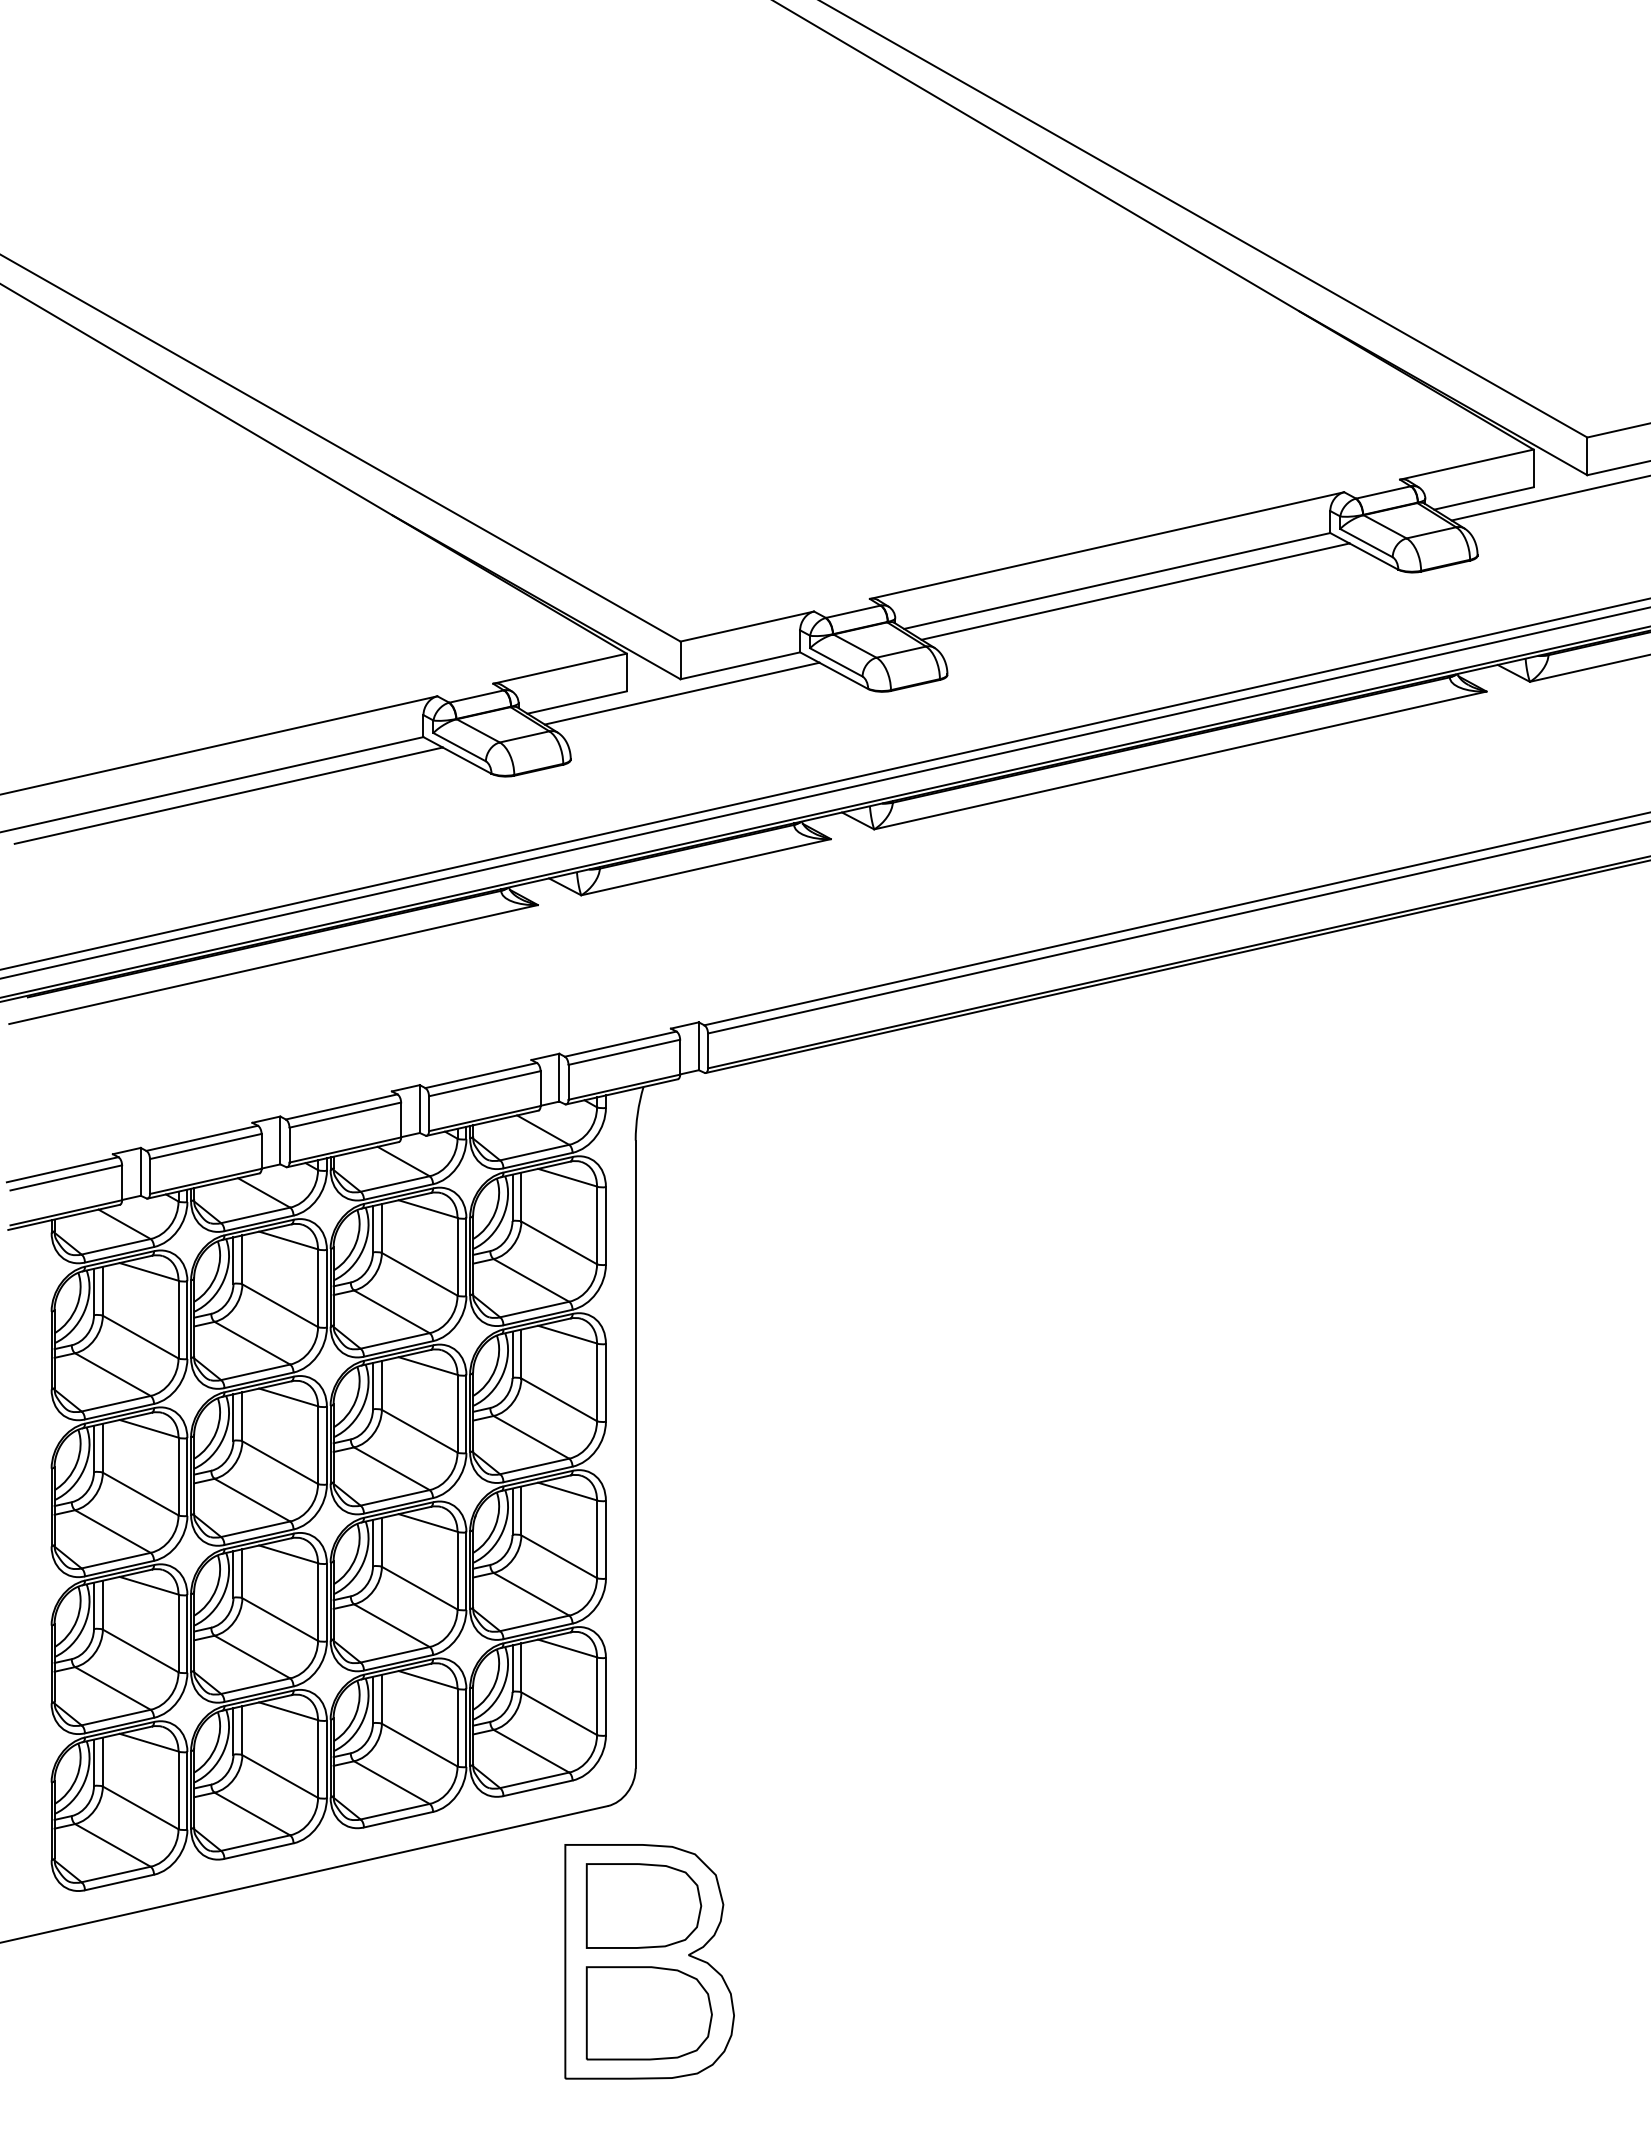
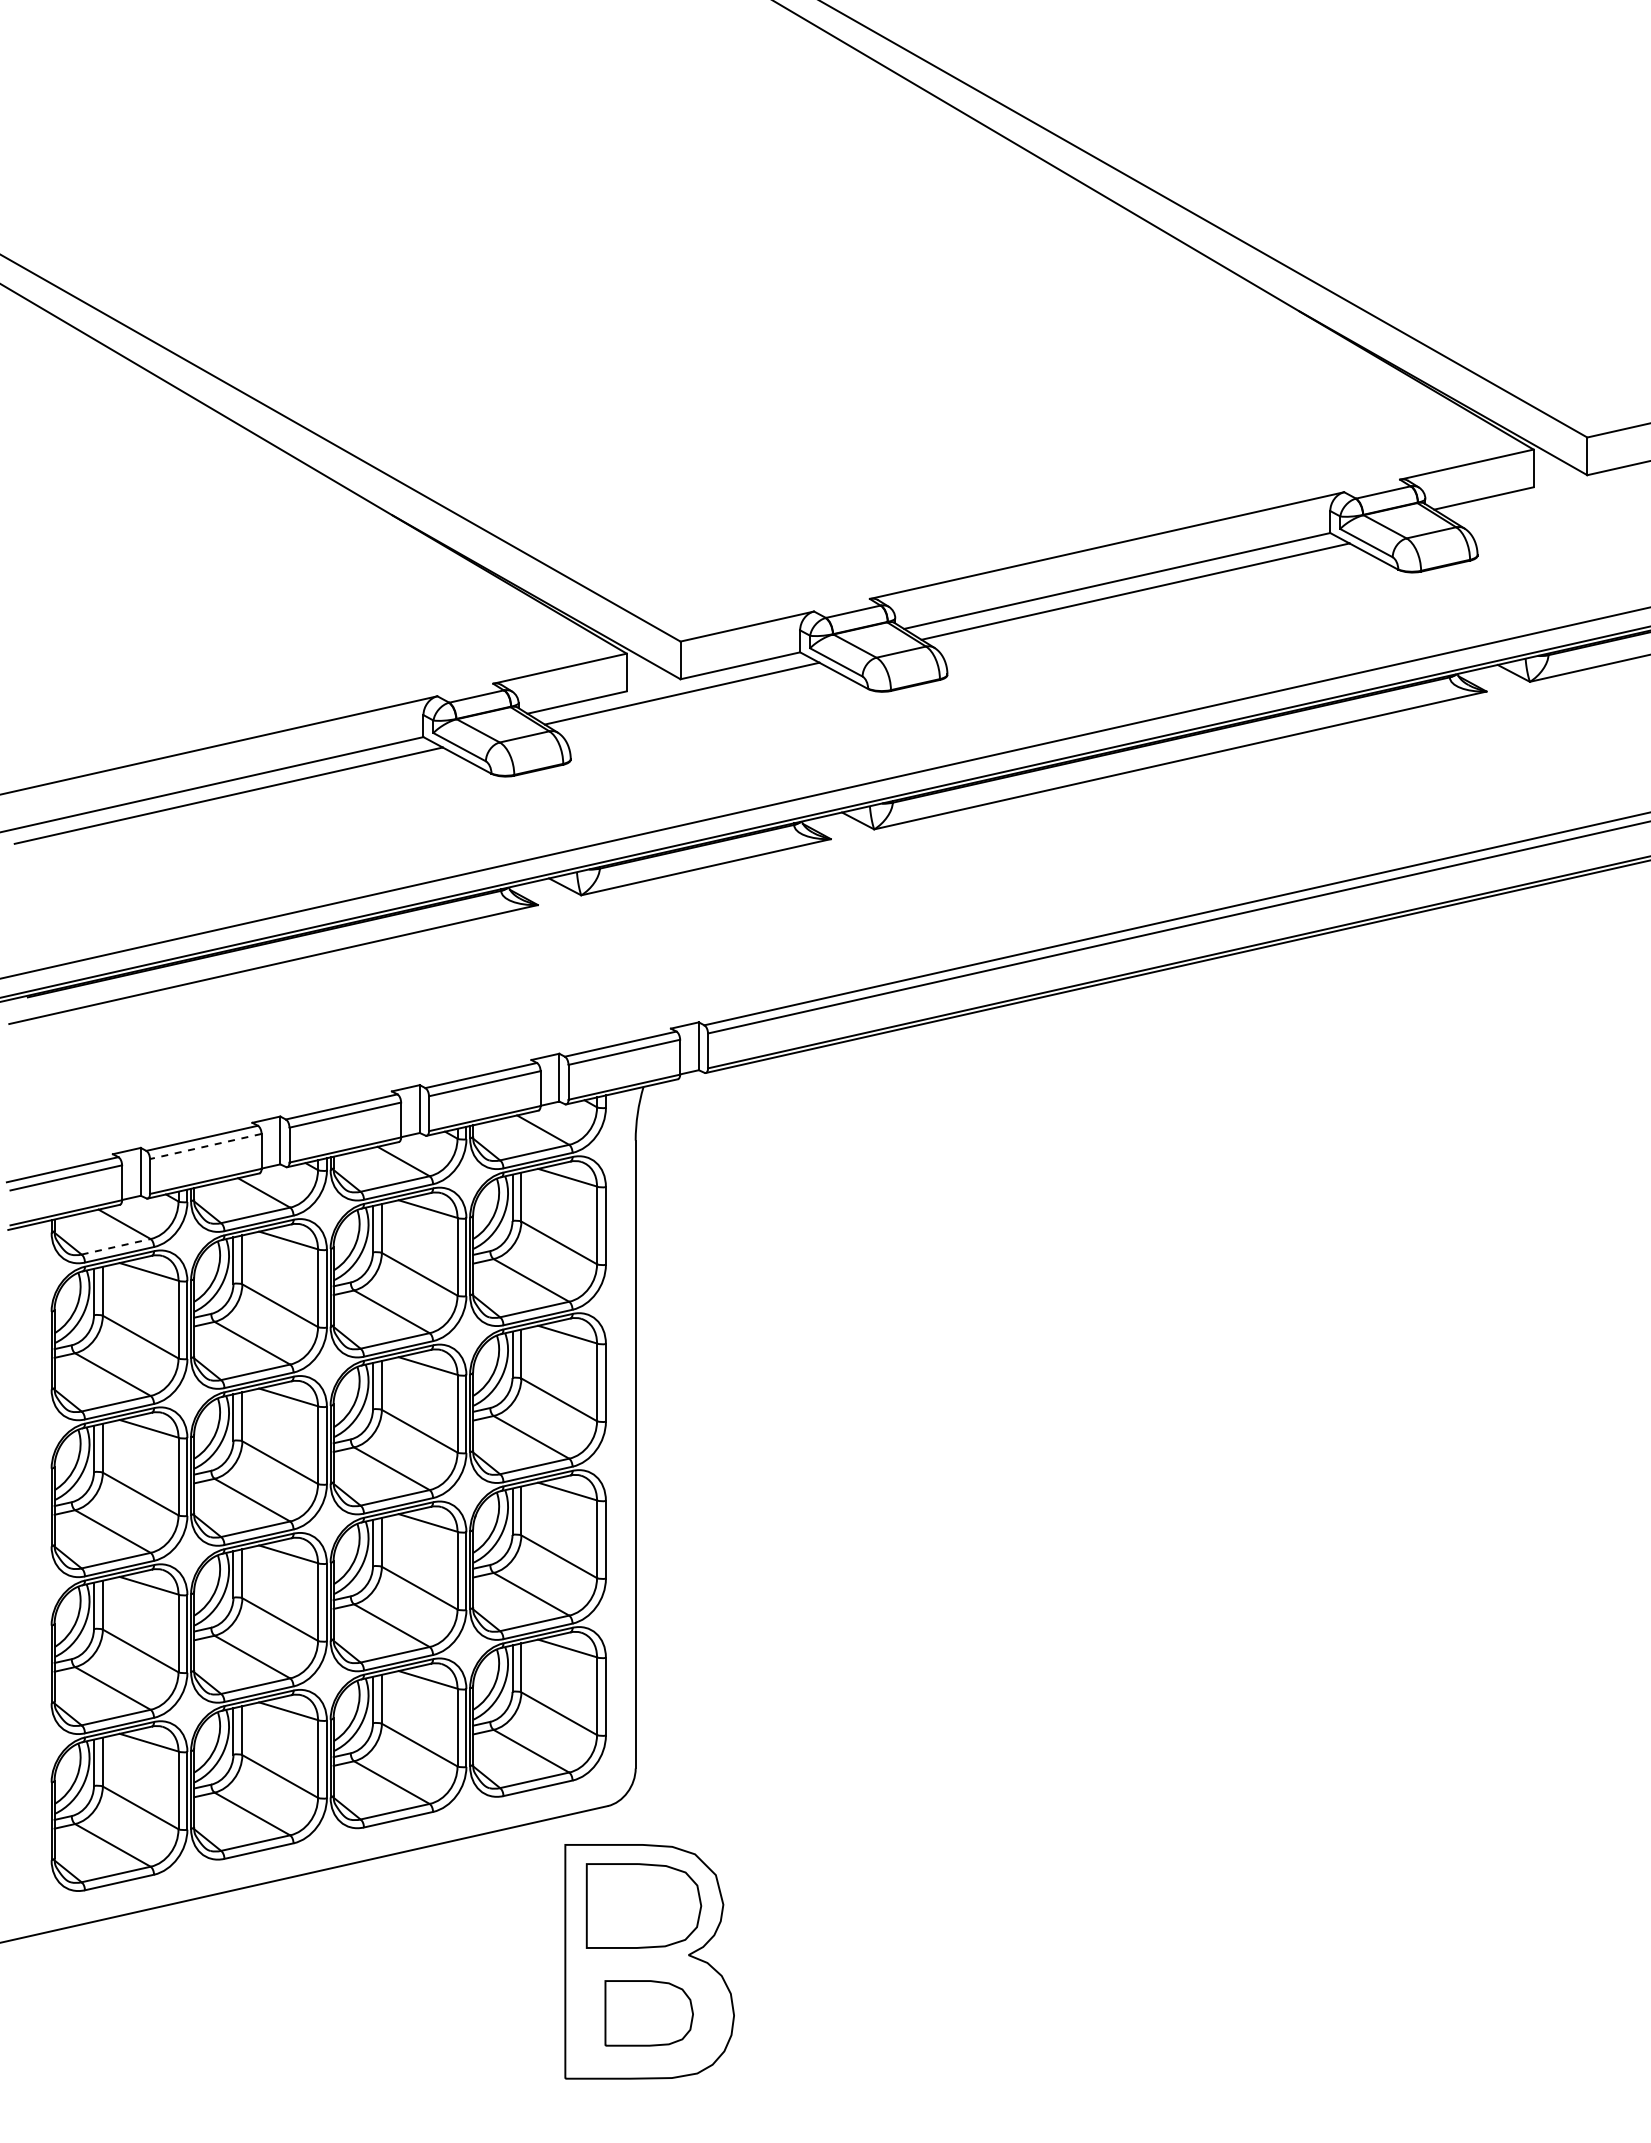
line: present -> none (1549, 498)
line: present -> none (824, 784)
line: solid -> dashed (205, 1146)
line: solid -> dashed (116, 1246)
part size: 128x95 px -> 90x67 px (648, 2013)
